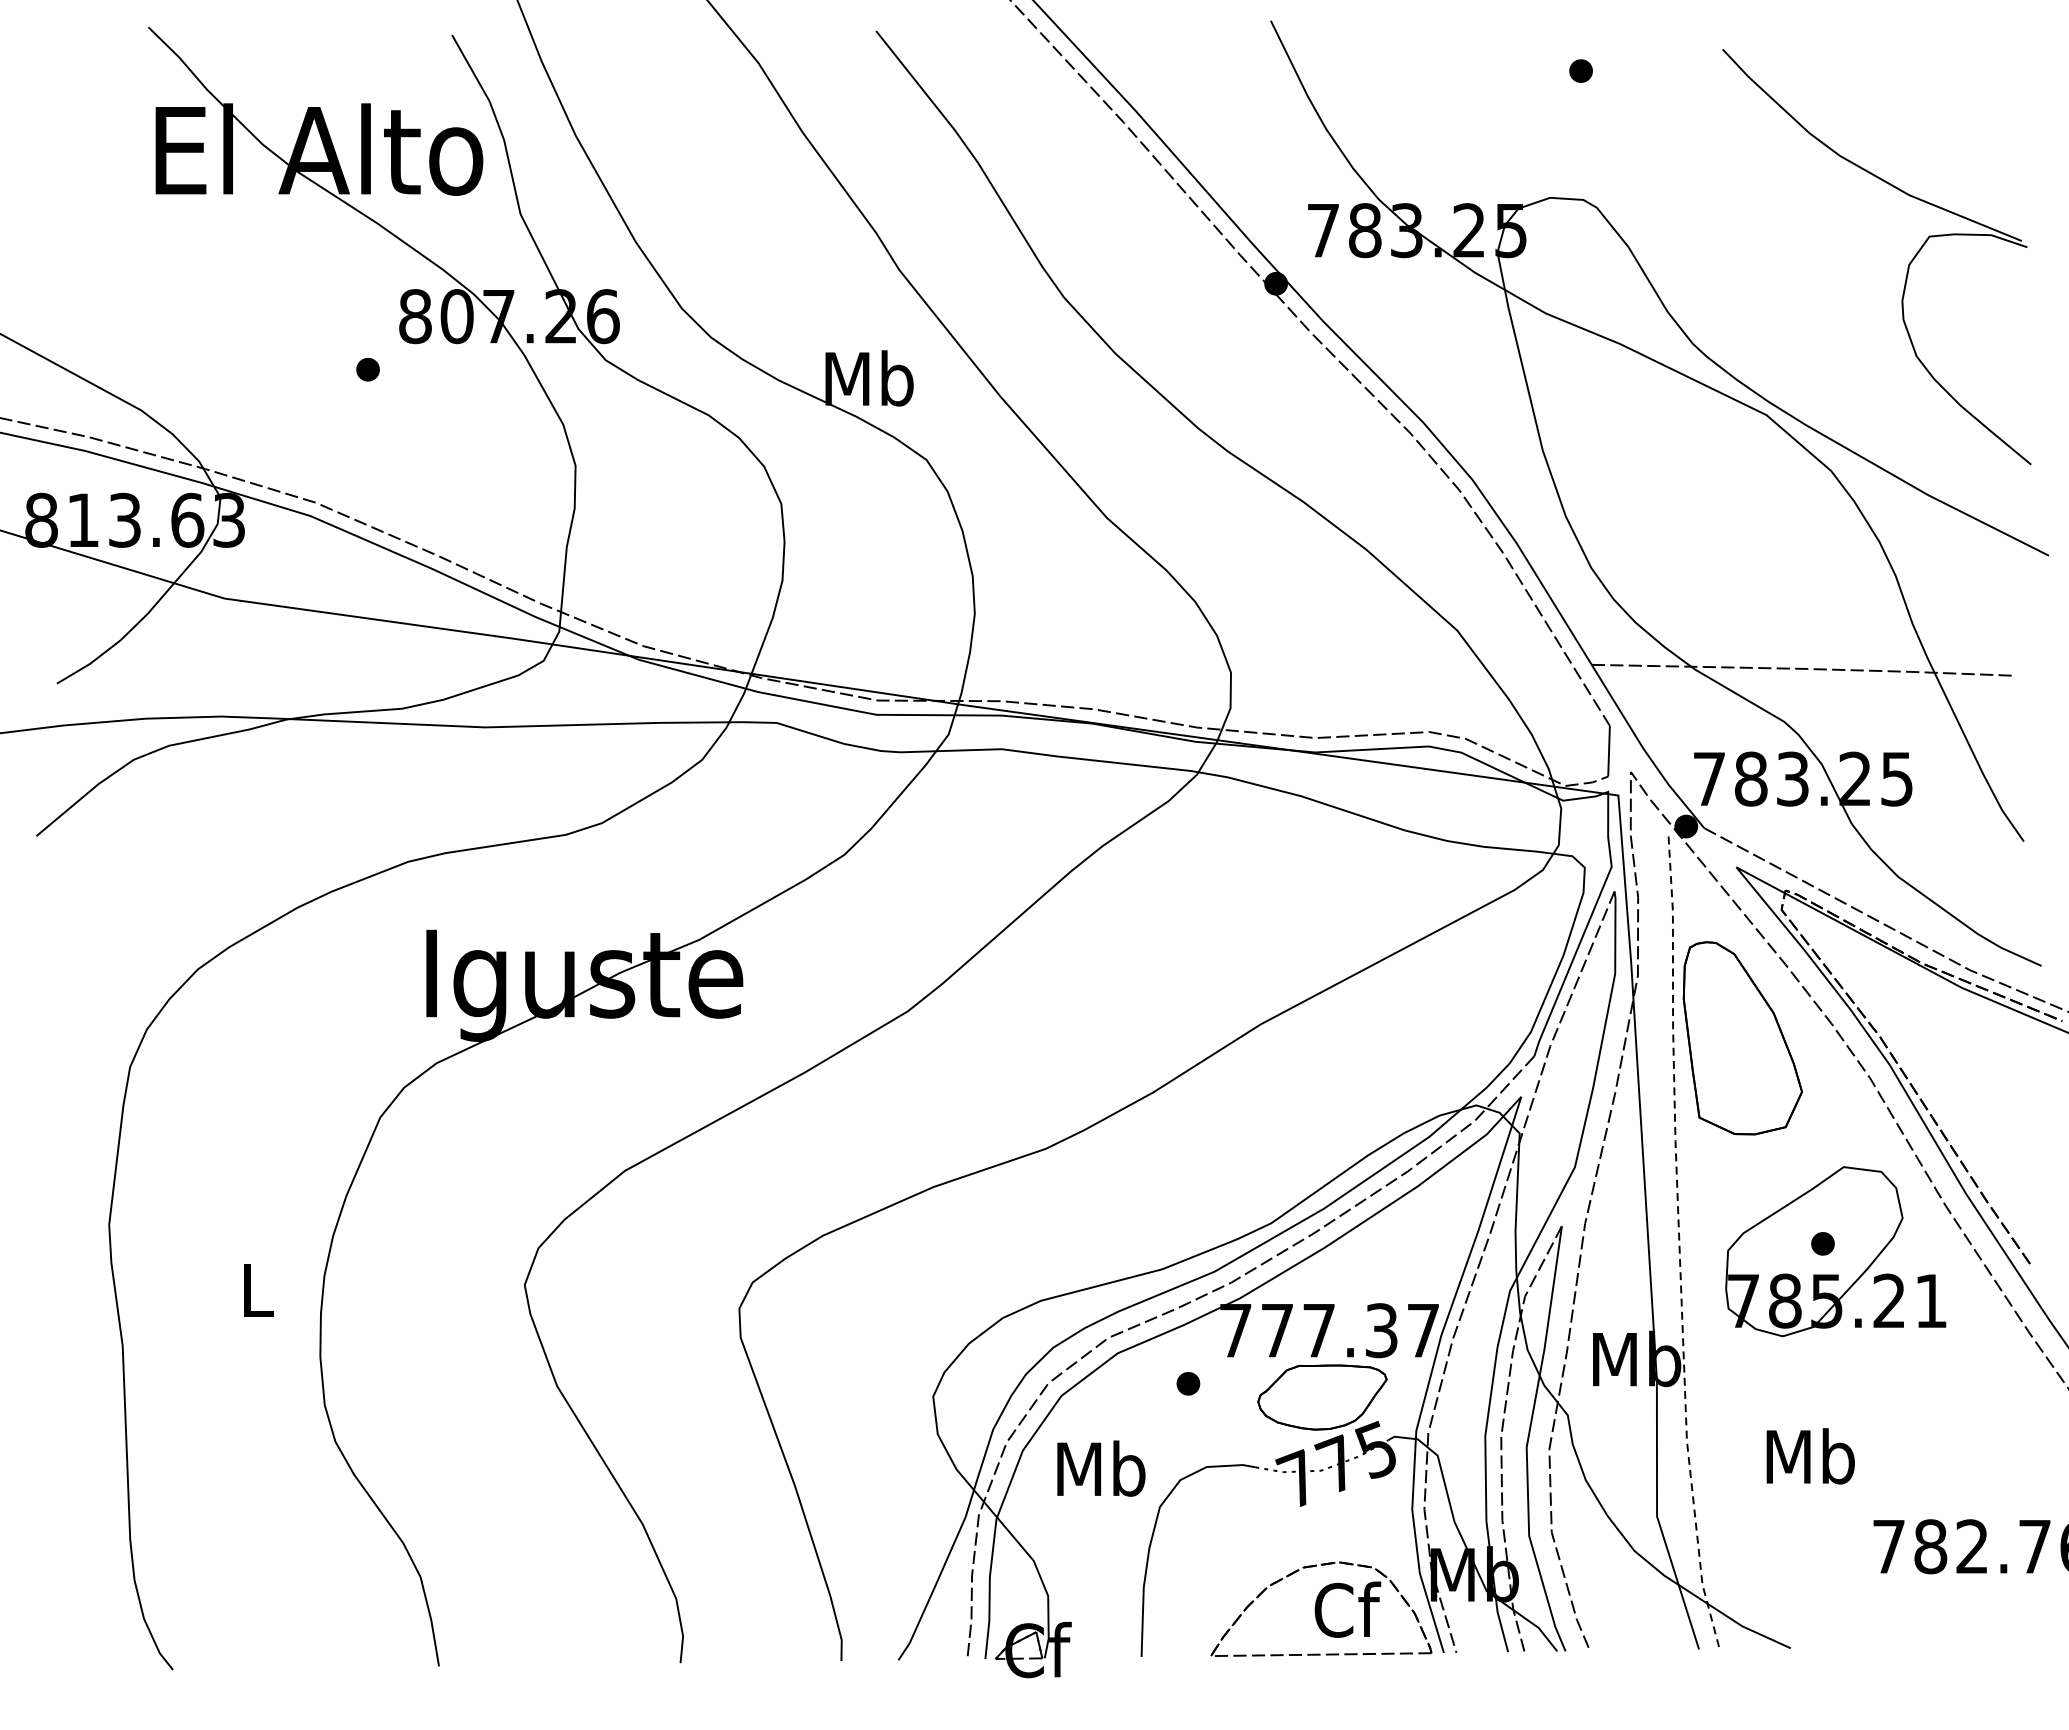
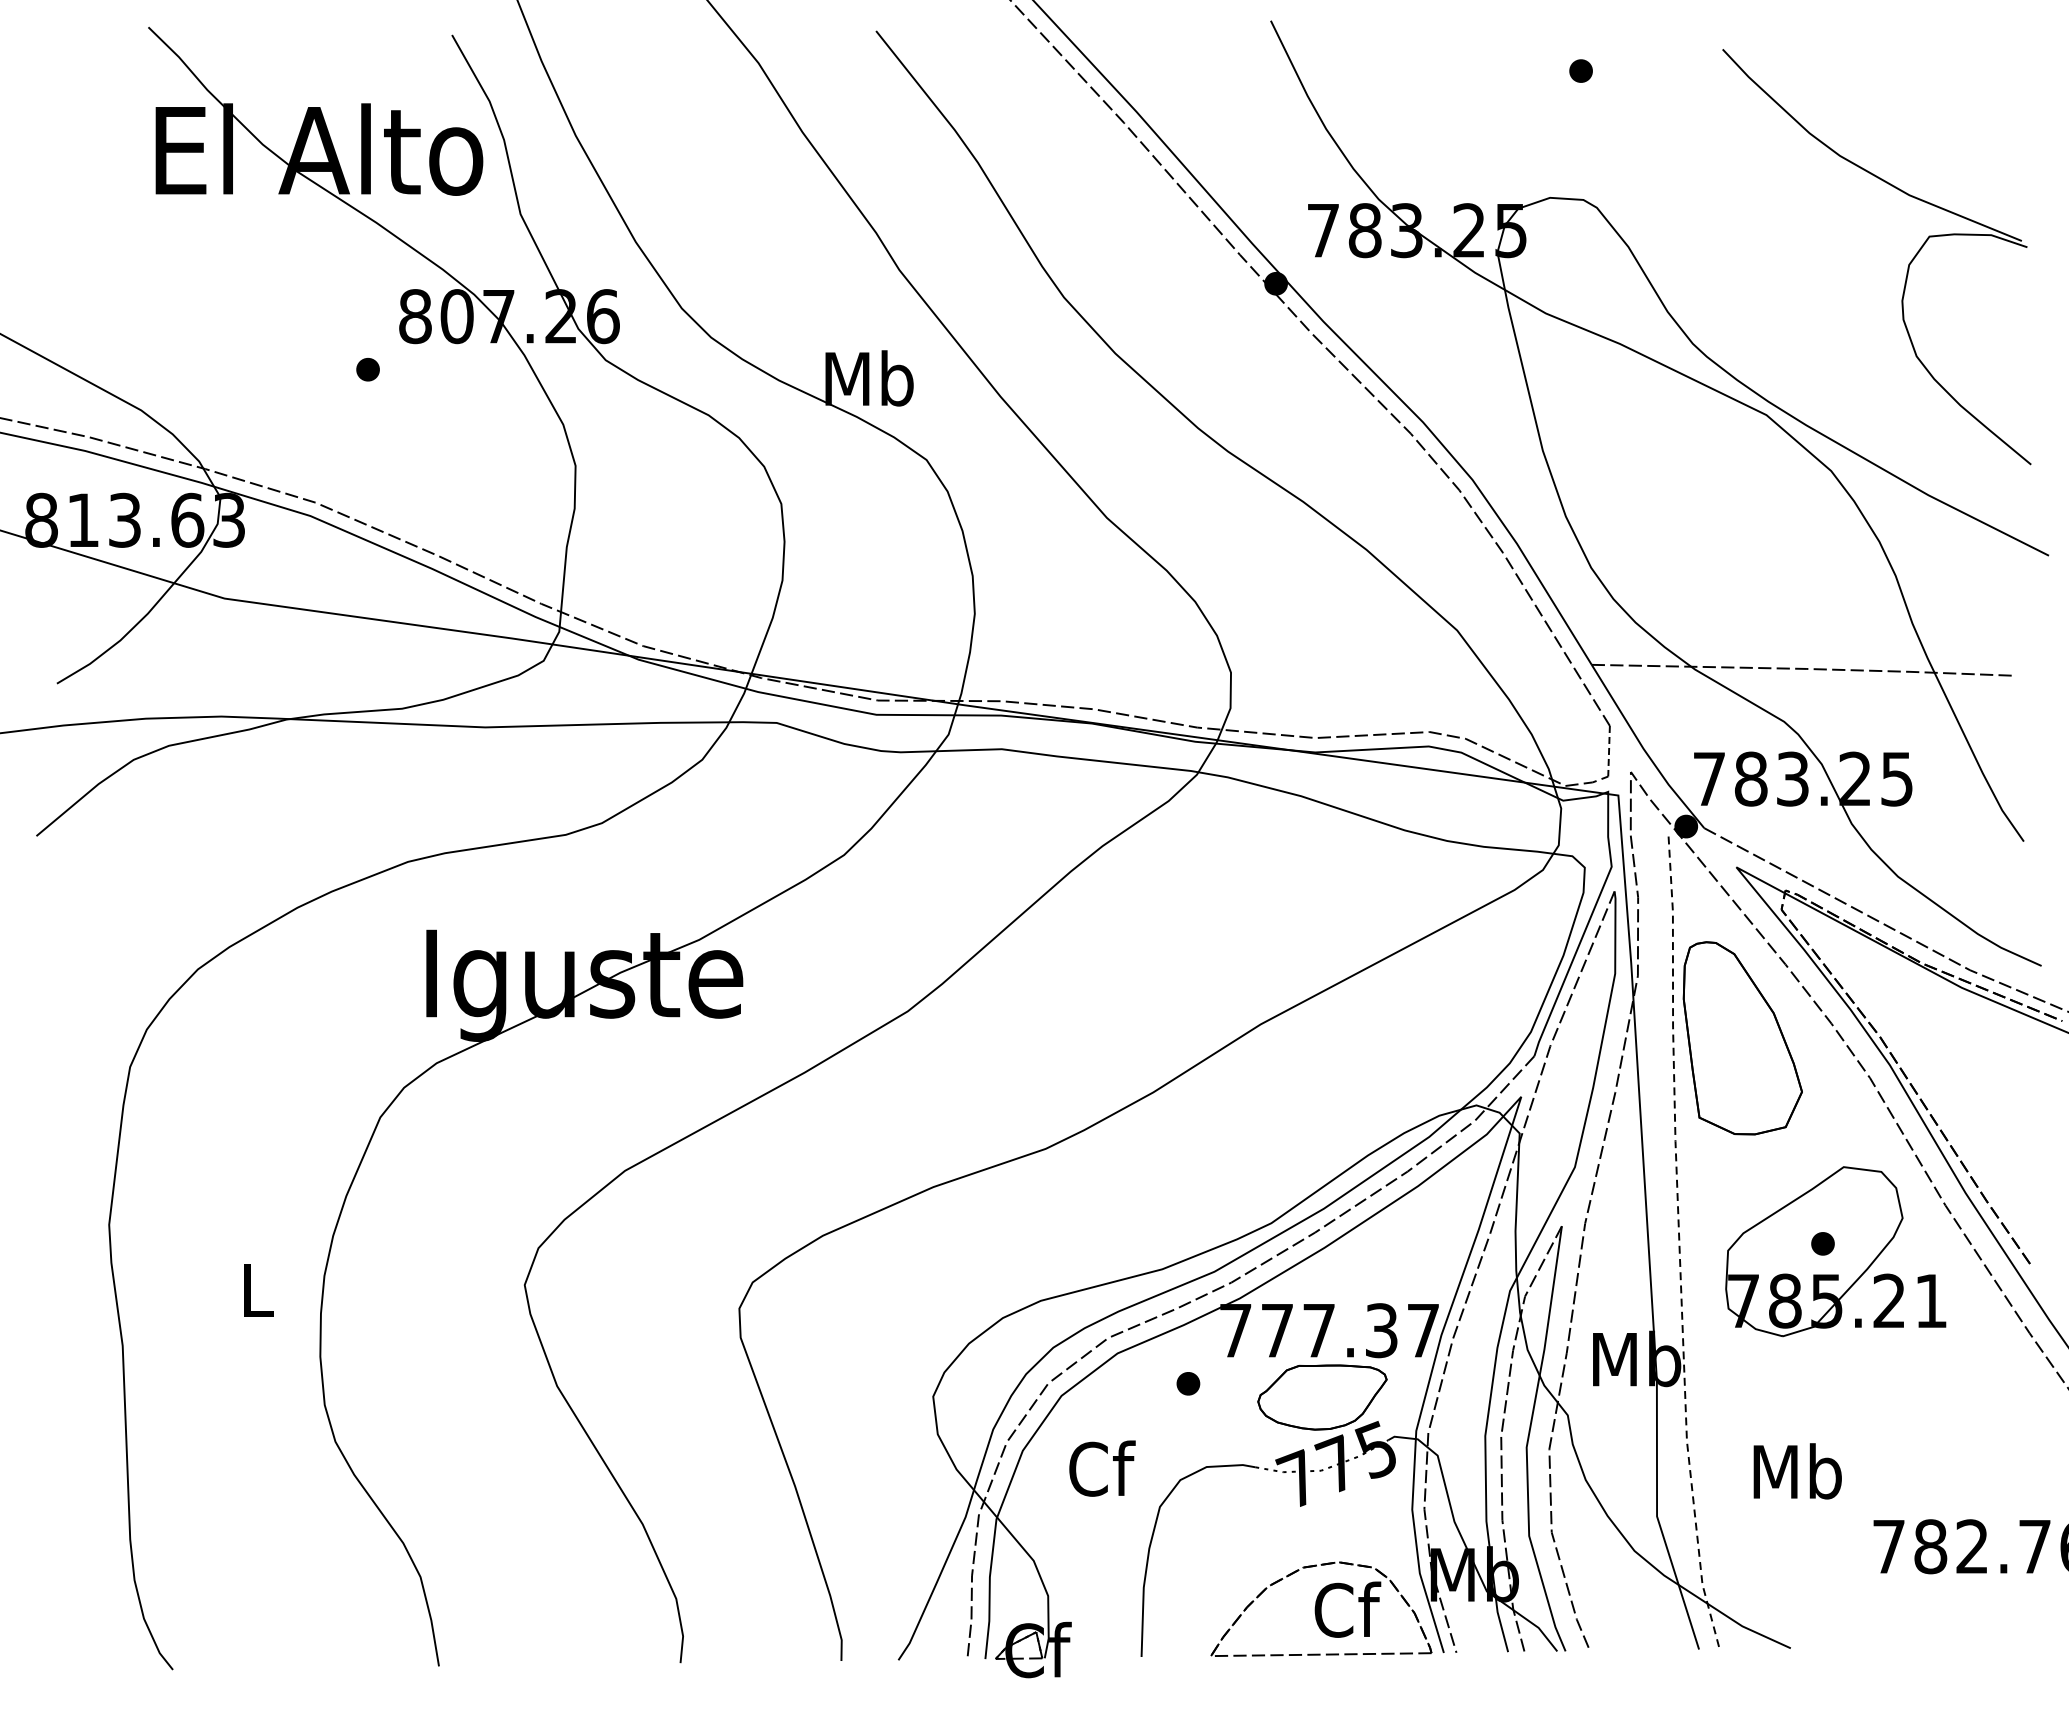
line: solid -> dashed (1609, 751)
text position: (1810, 1456) -> (1797, 1471) (1797, 1471)
text: Mb -> Cf (1101, 1468)
